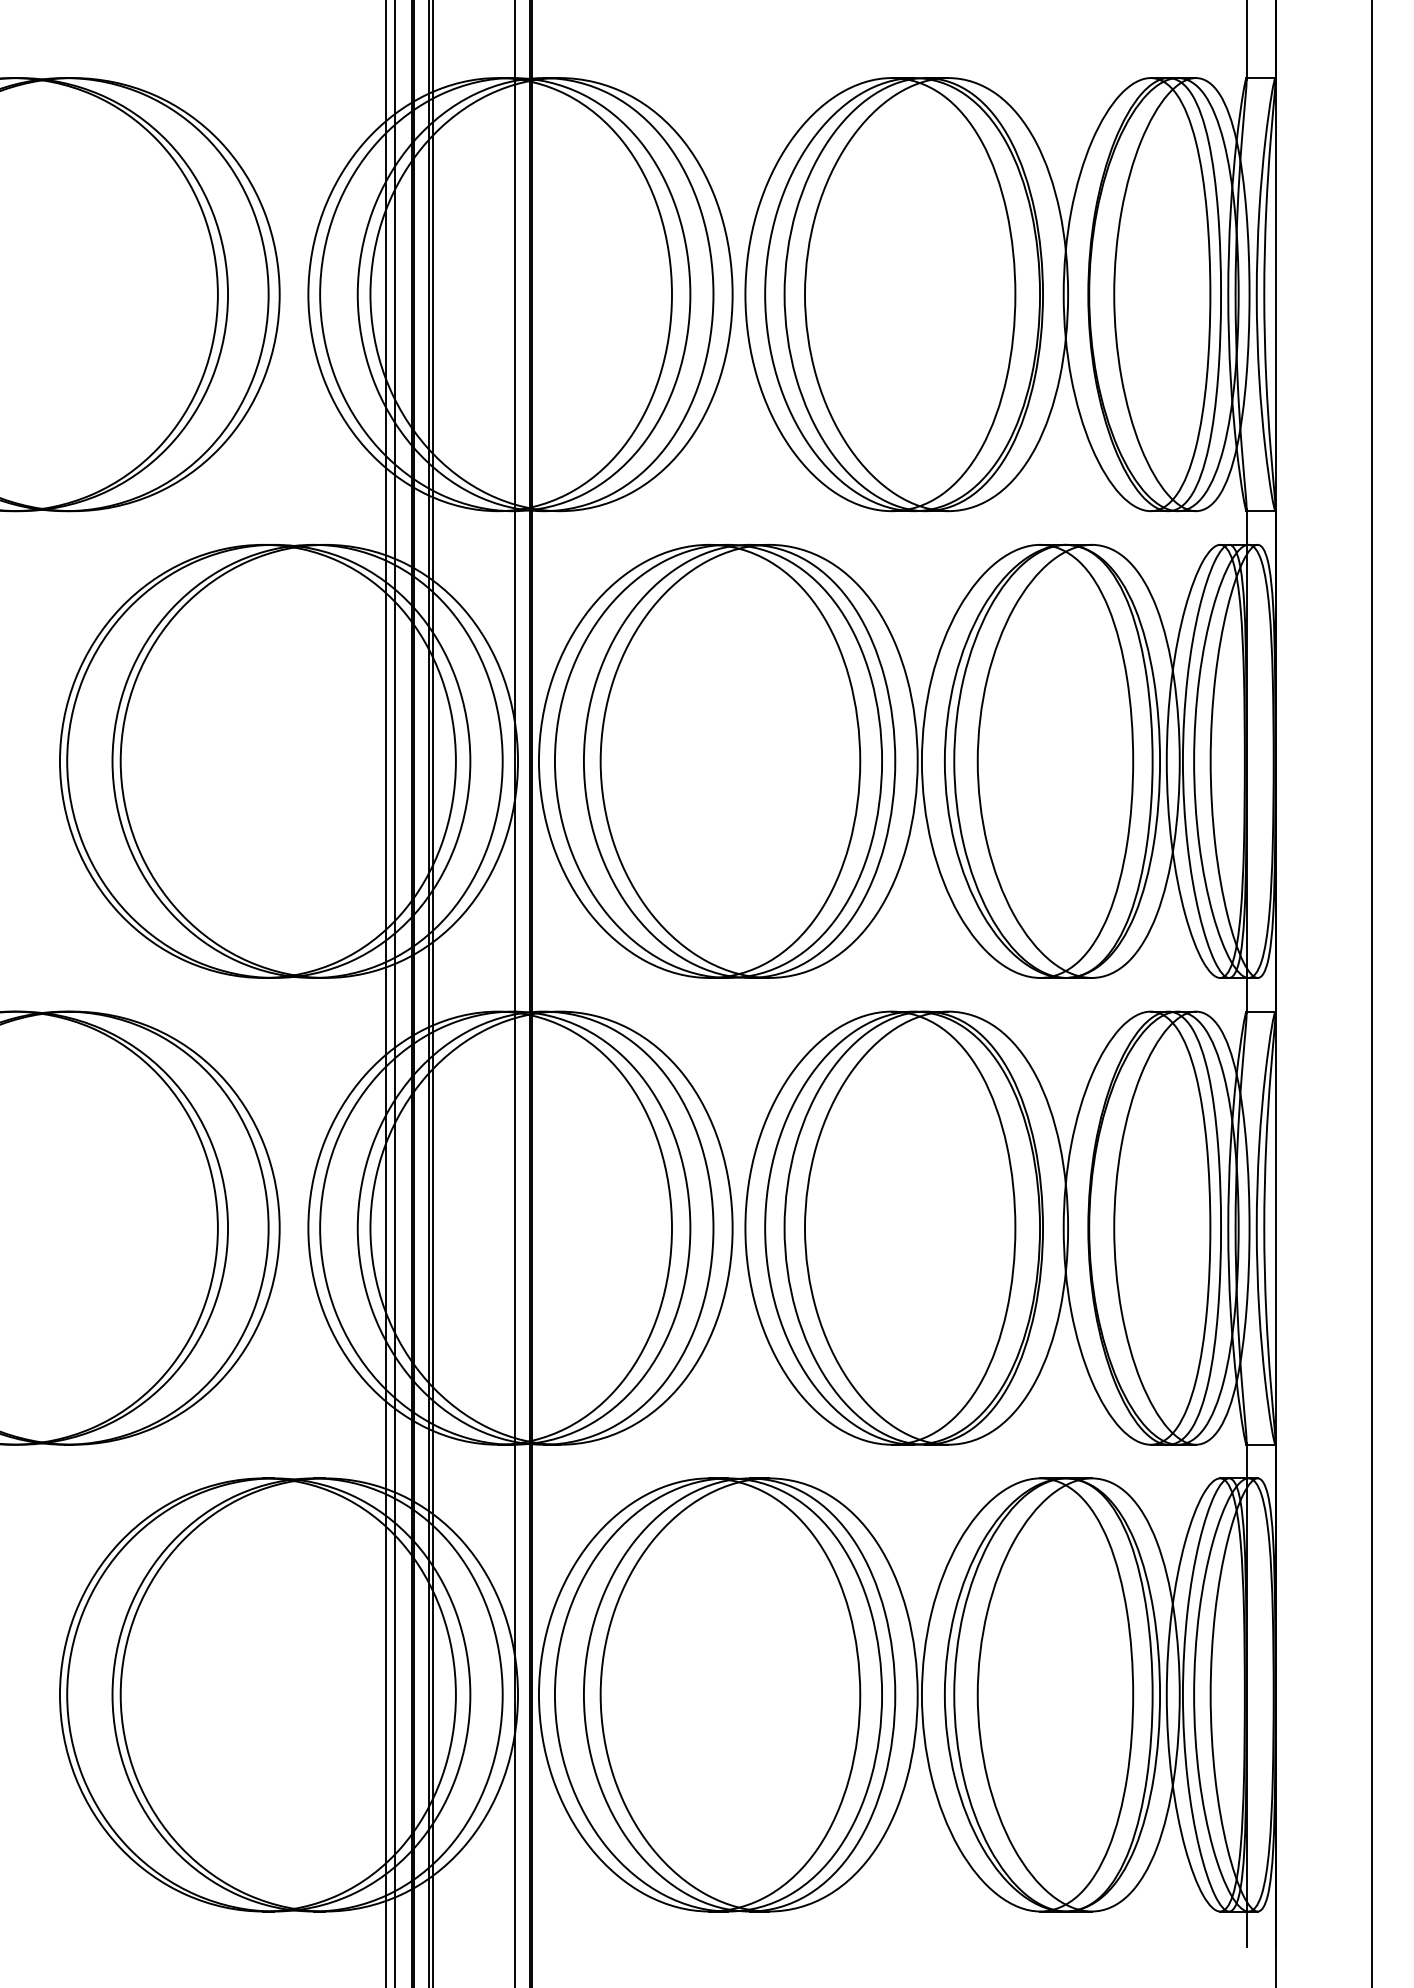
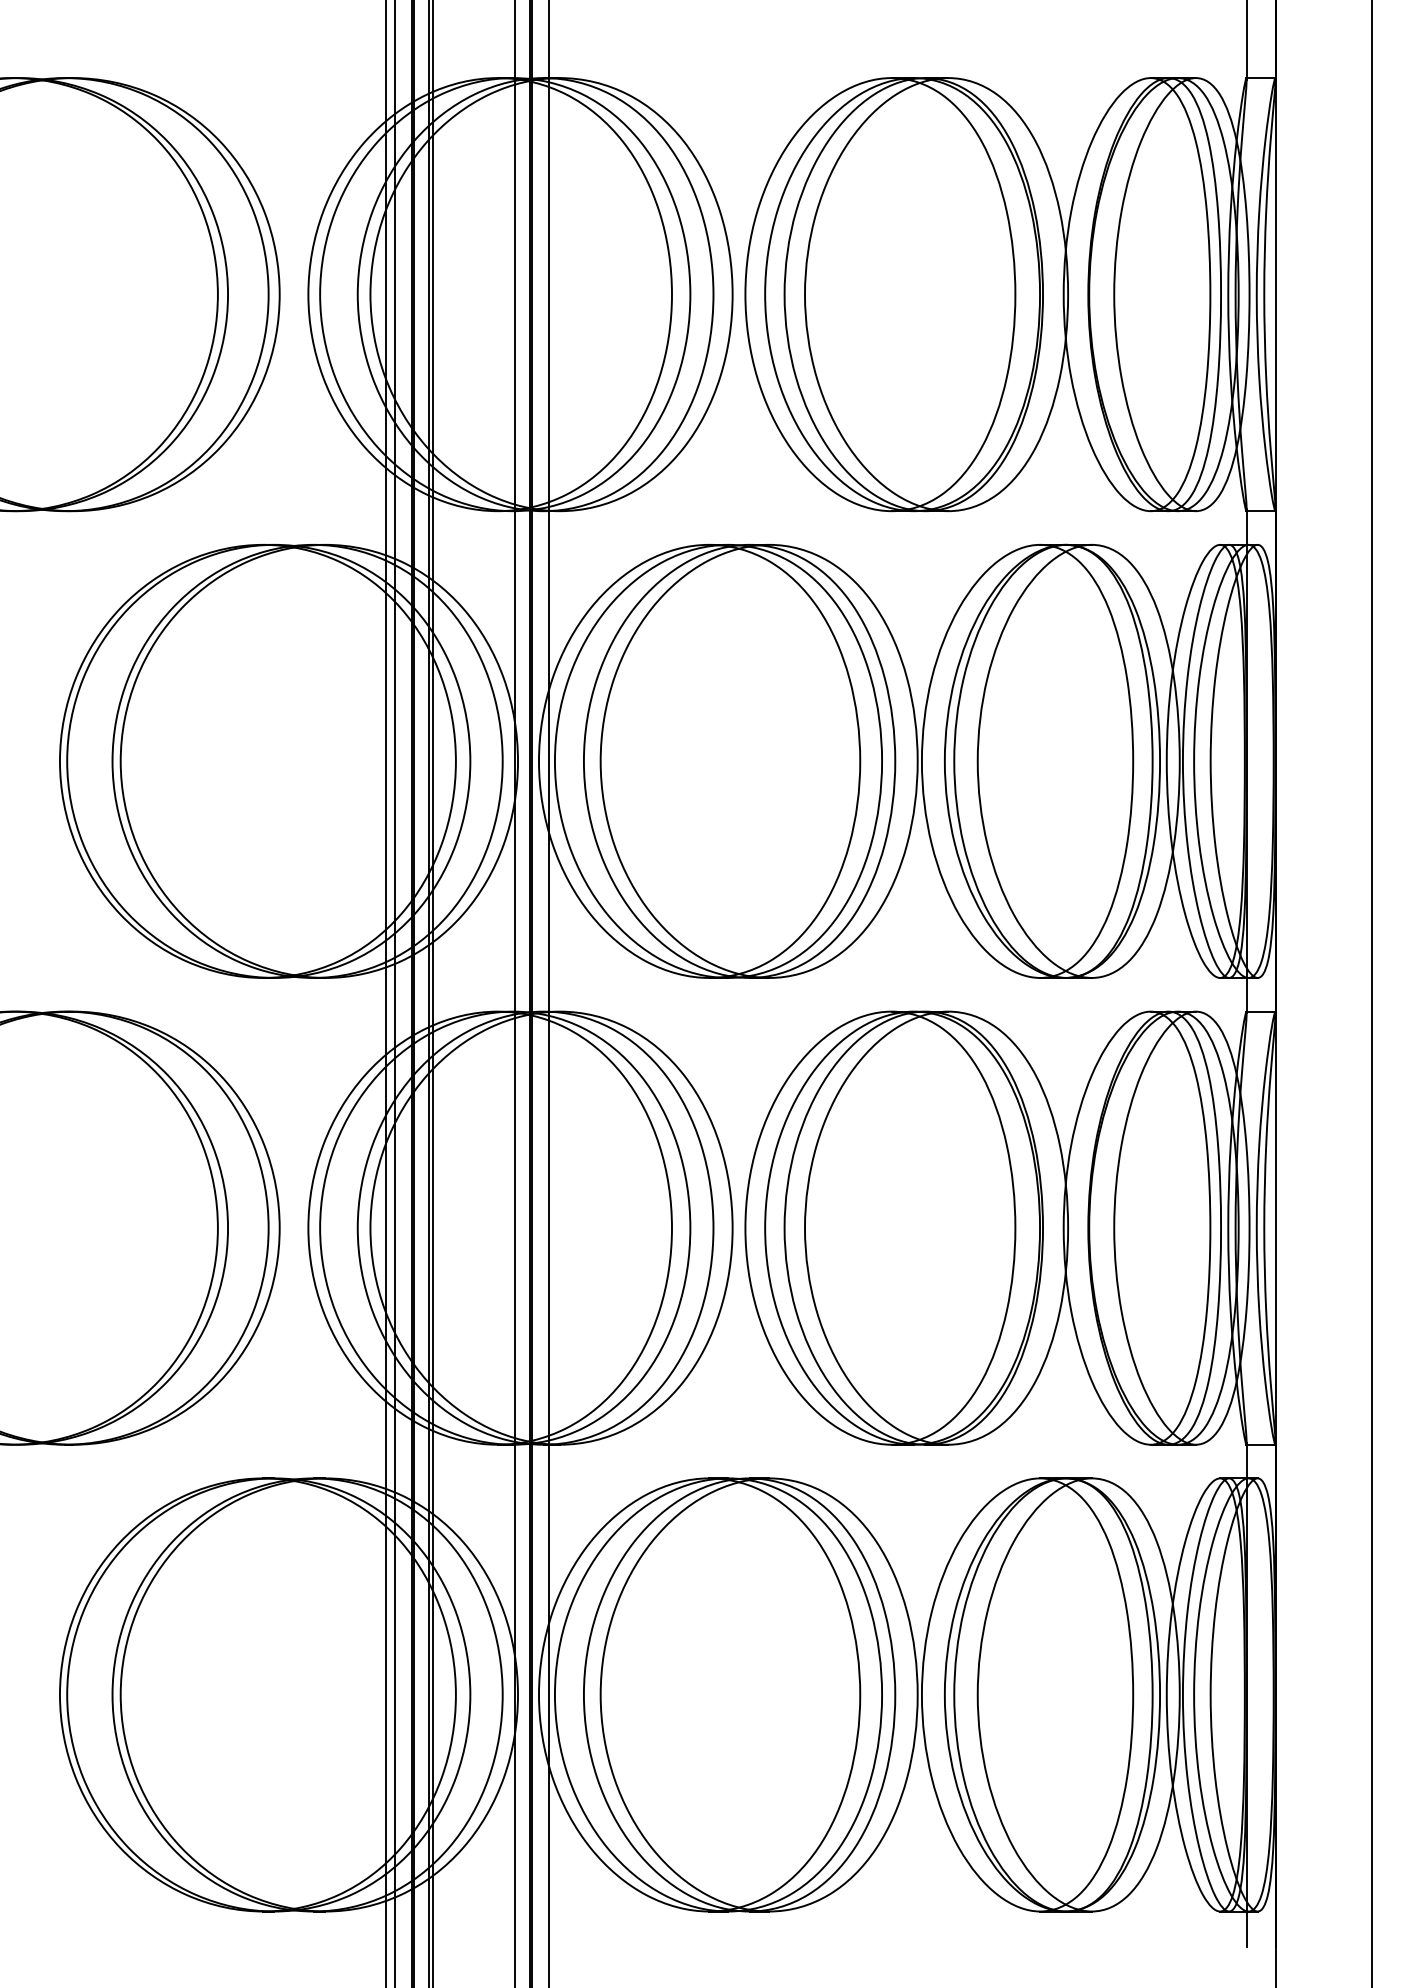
line: none -> present (548, 993)
